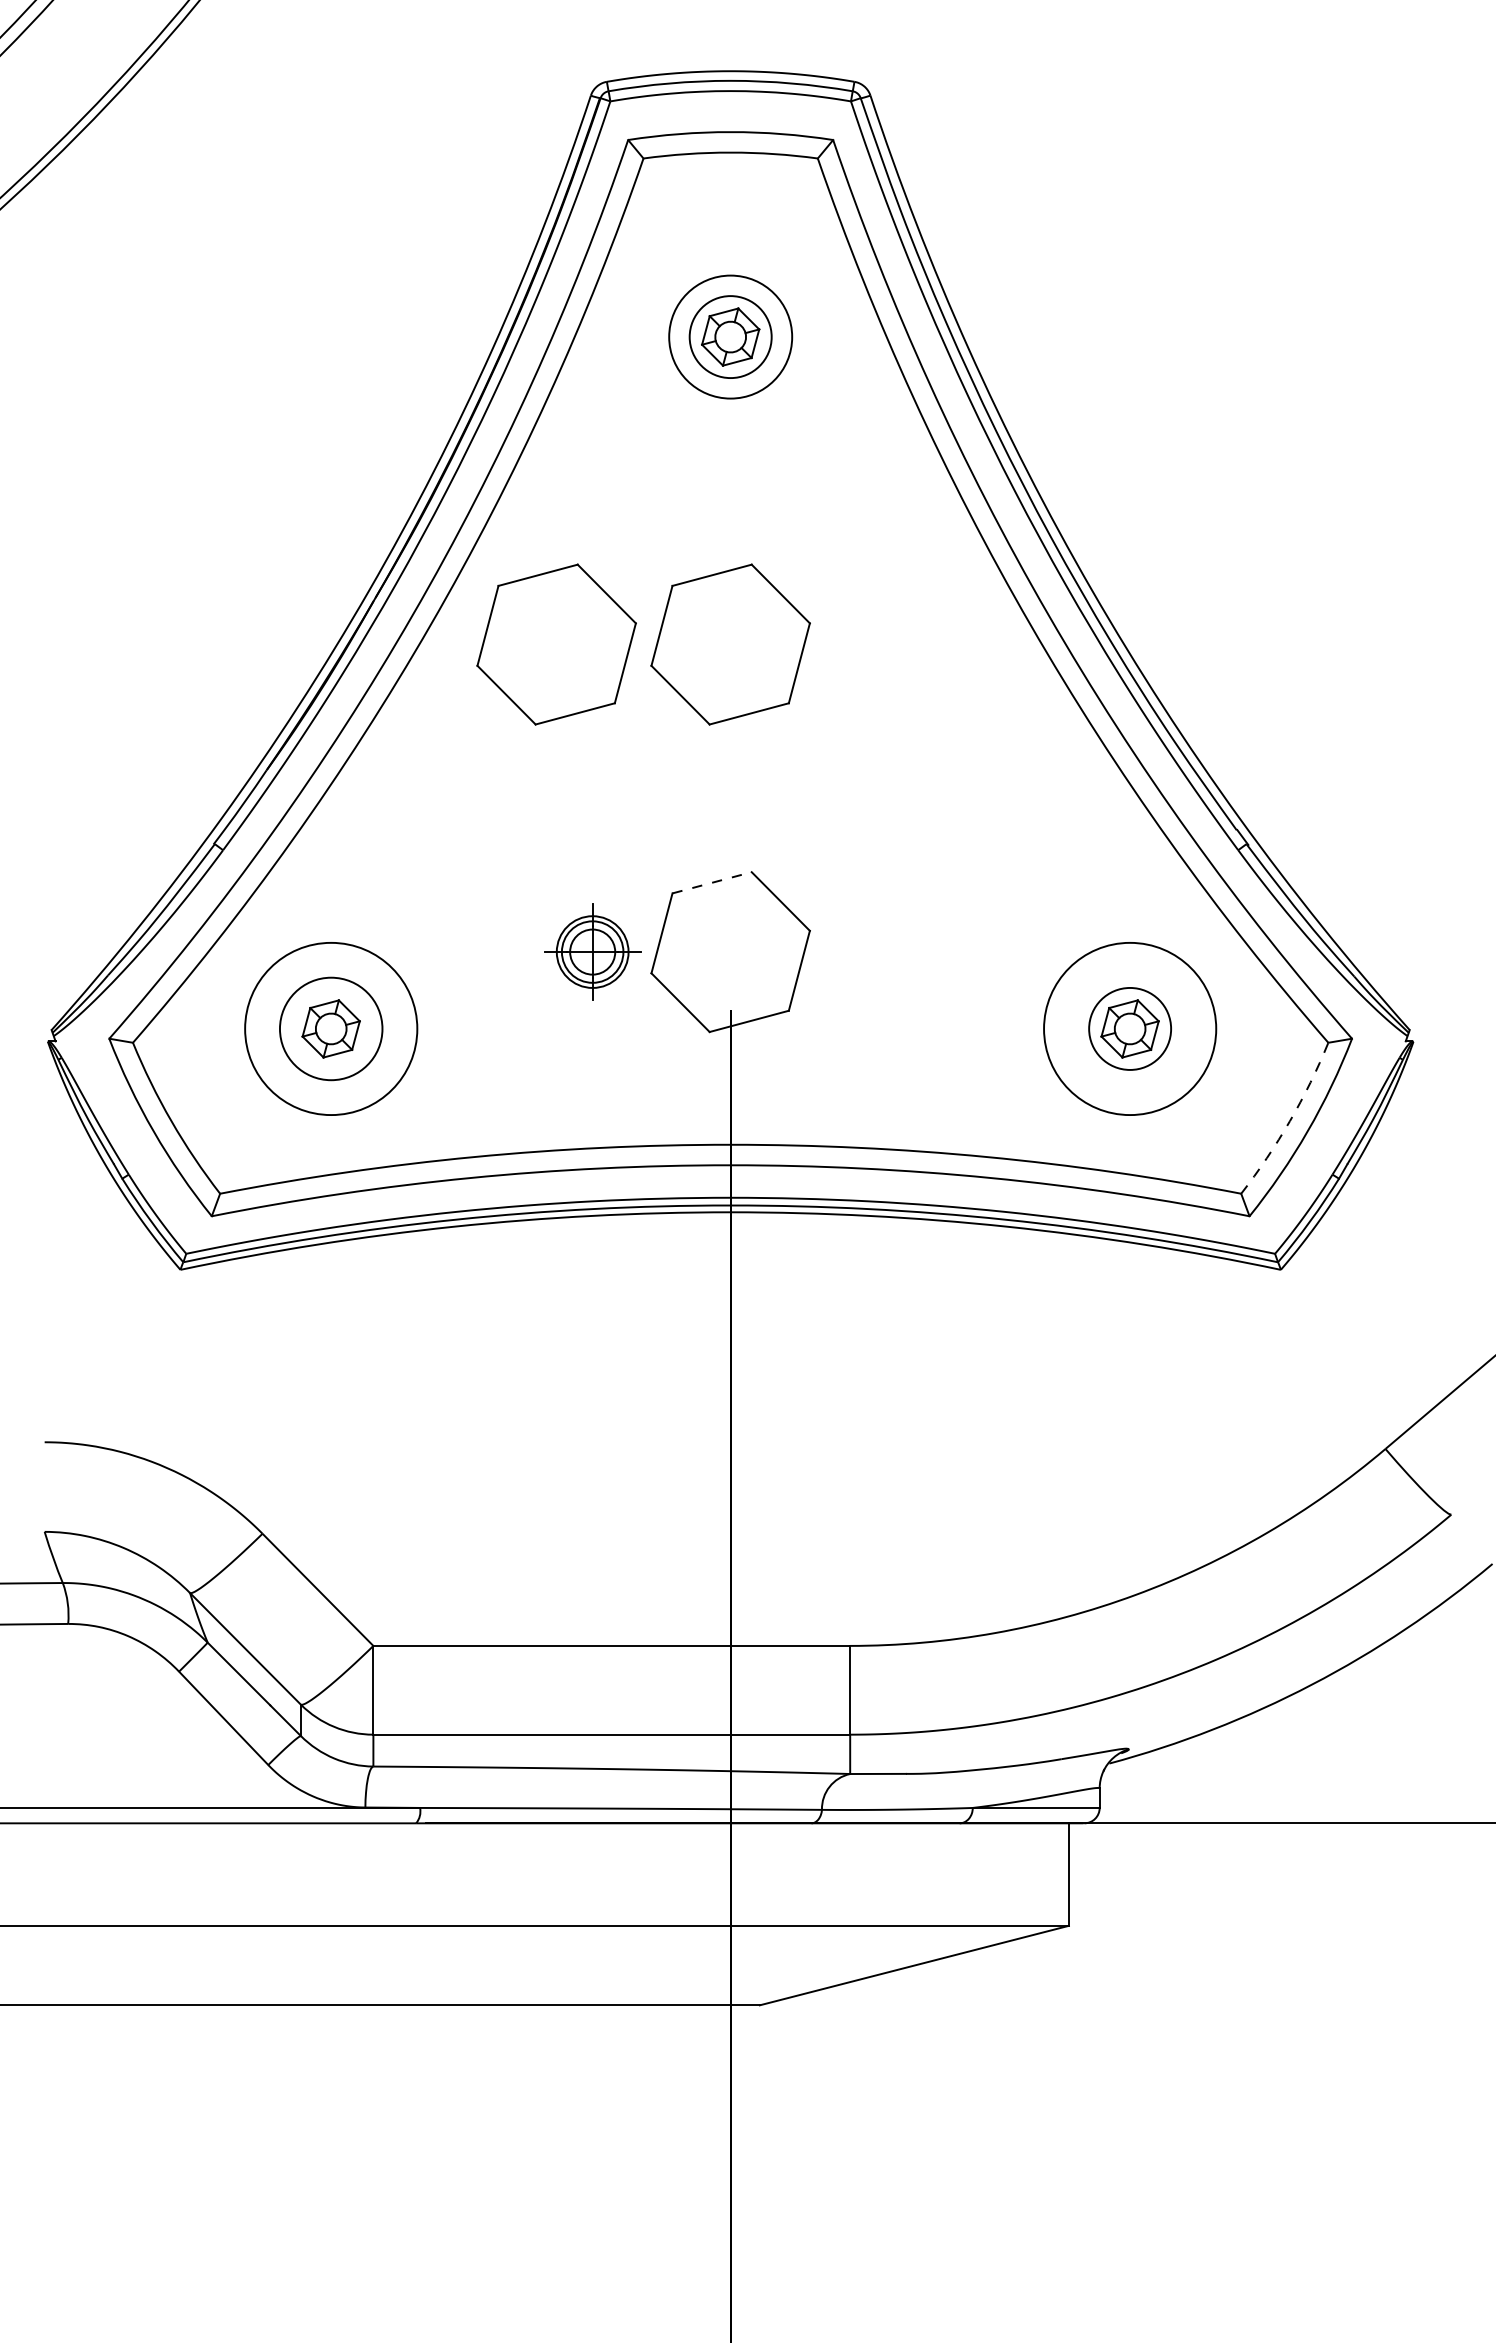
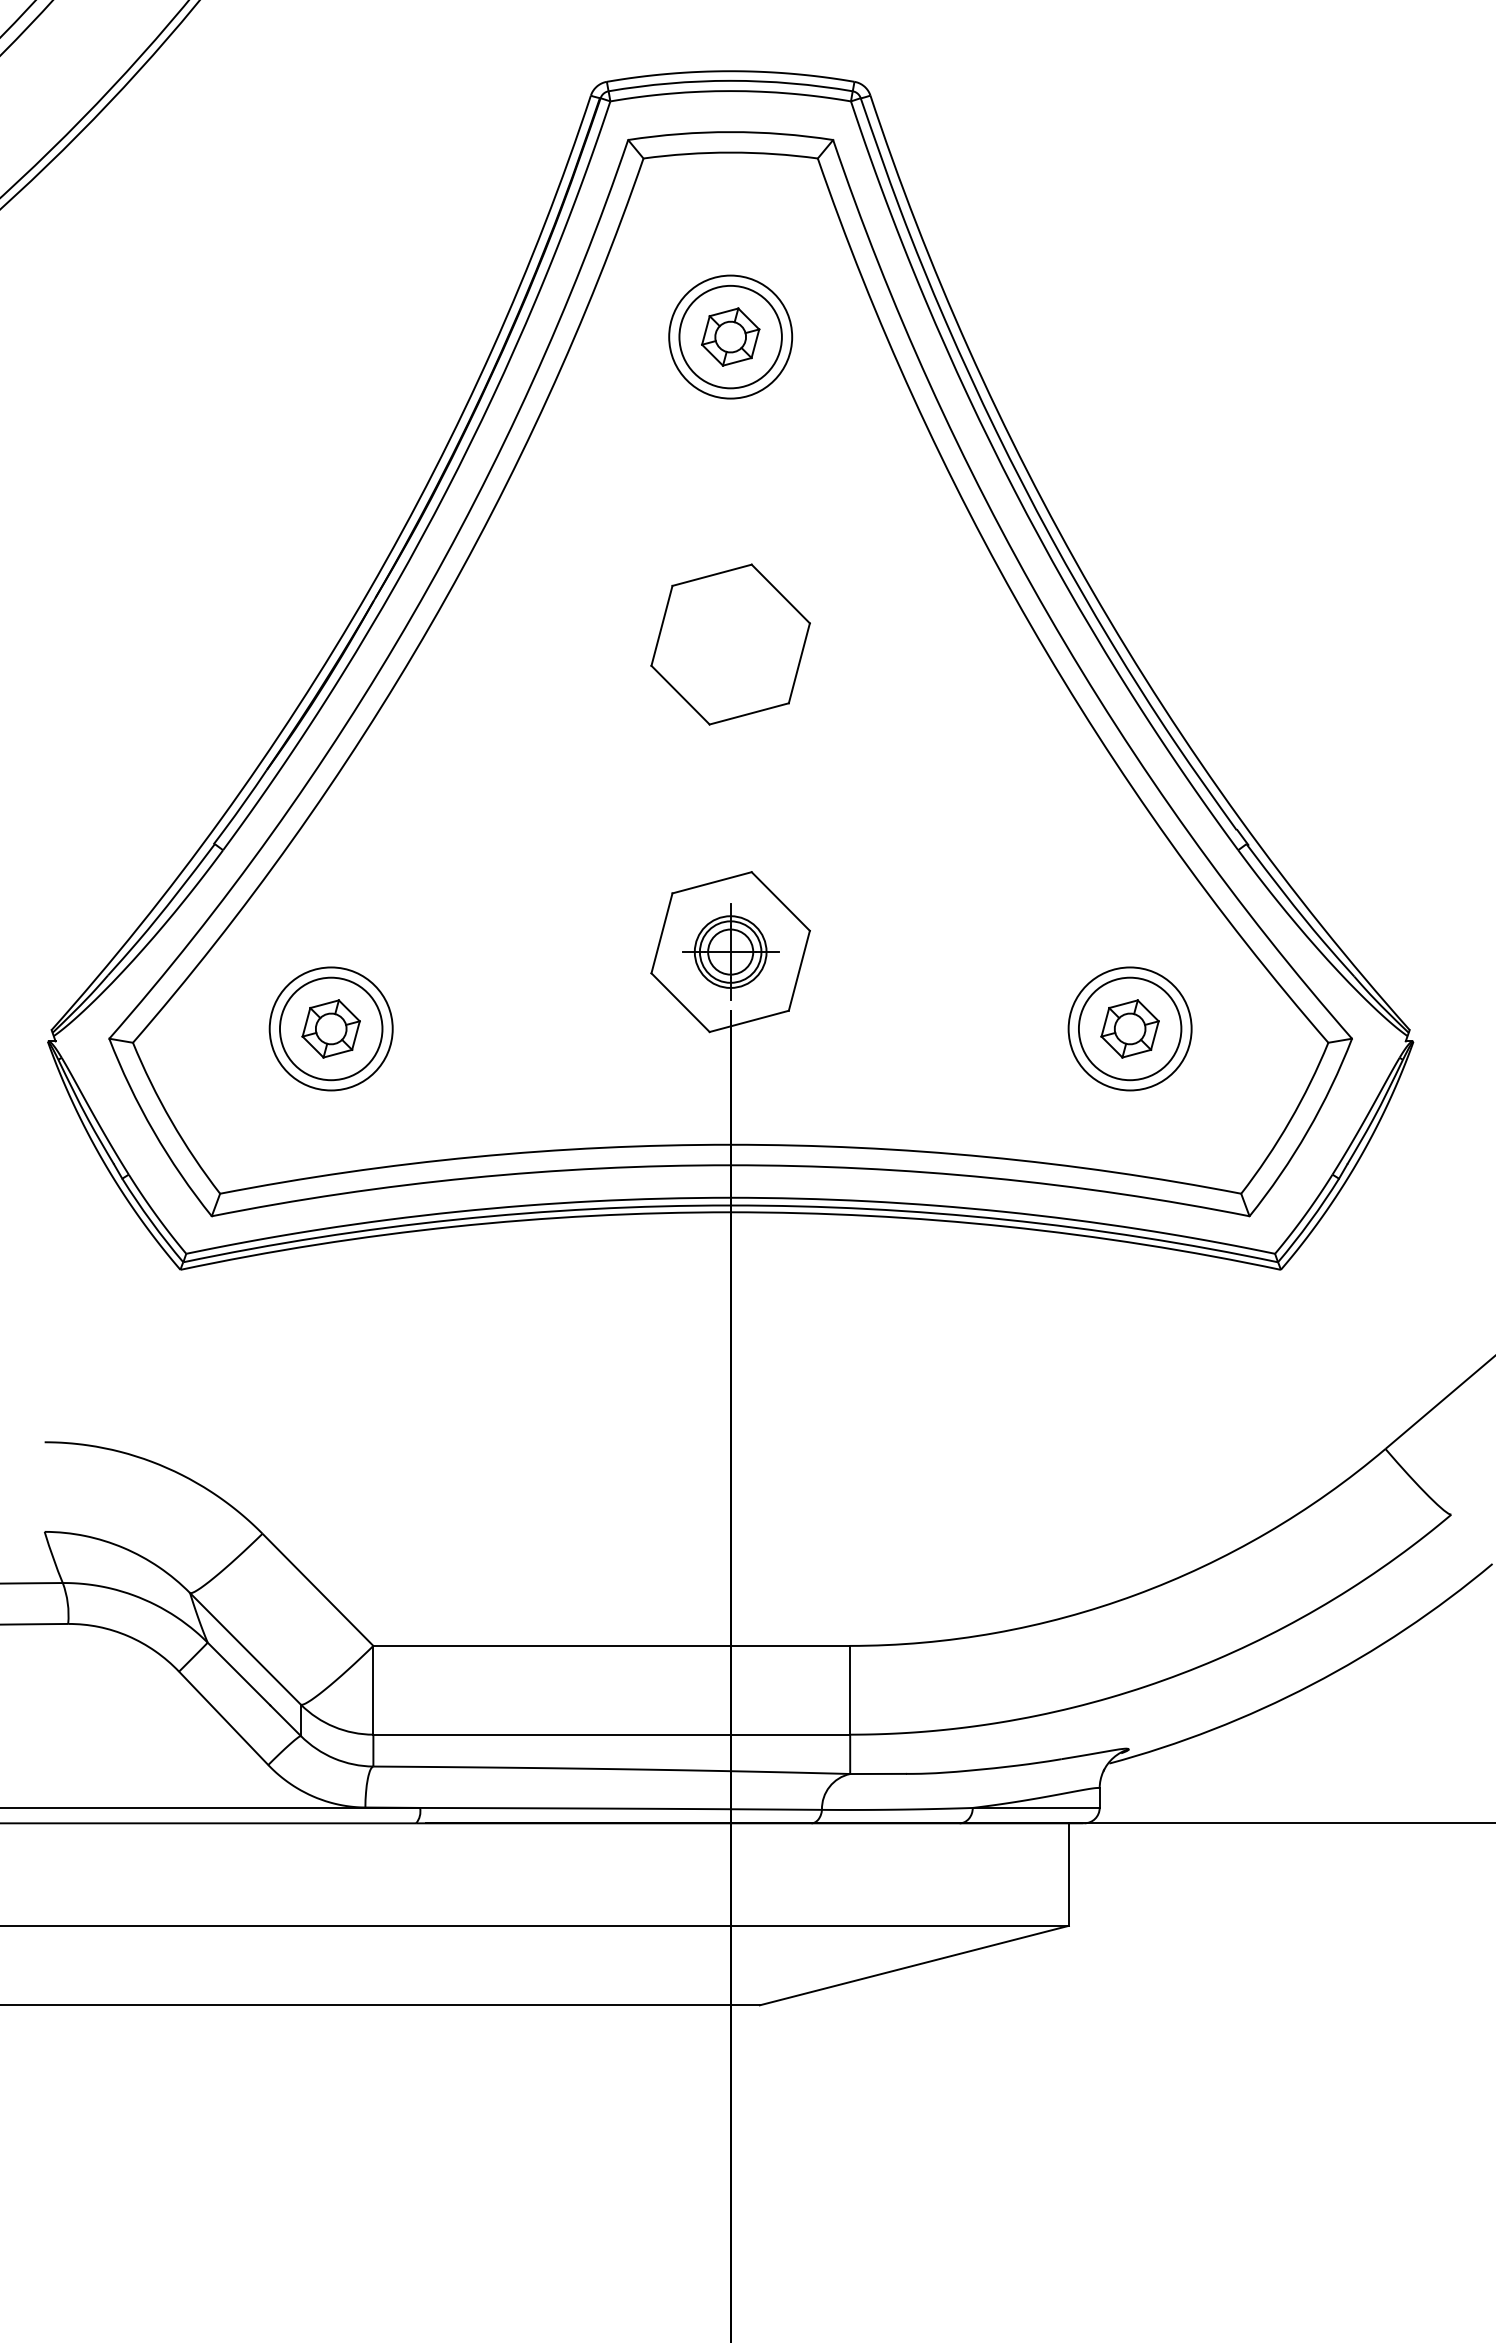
circle diameter: 82 px -> 102 px (730, 336)
part: present -> none (556, 644)
line: dashed -> solid (712, 882)
part position: (592, 951) -> (730, 951) (730, 951)
circle diameter: 172 px -> 123 px (330, 1028)
circle diameter: 172 px -> 123 px (1129, 1028)
circle diameter: 82 px -> 102 px (1129, 1028)
arc: dashed -> solid (1289, 1121)
